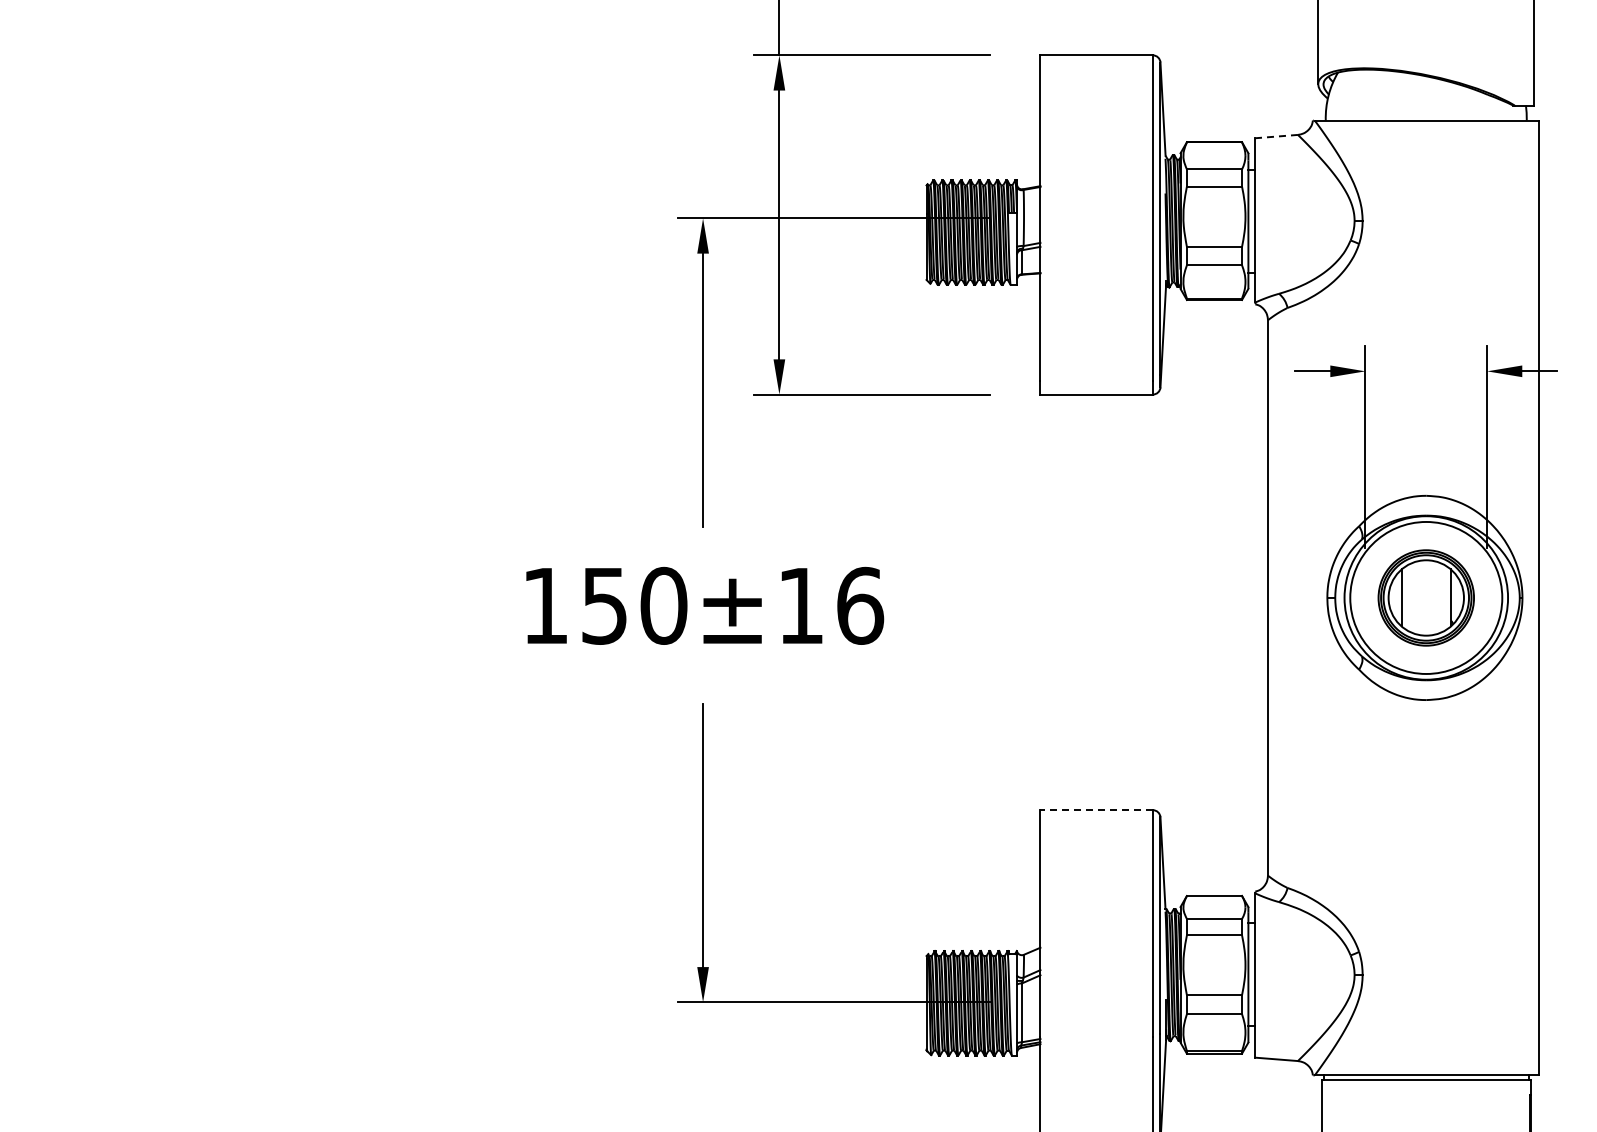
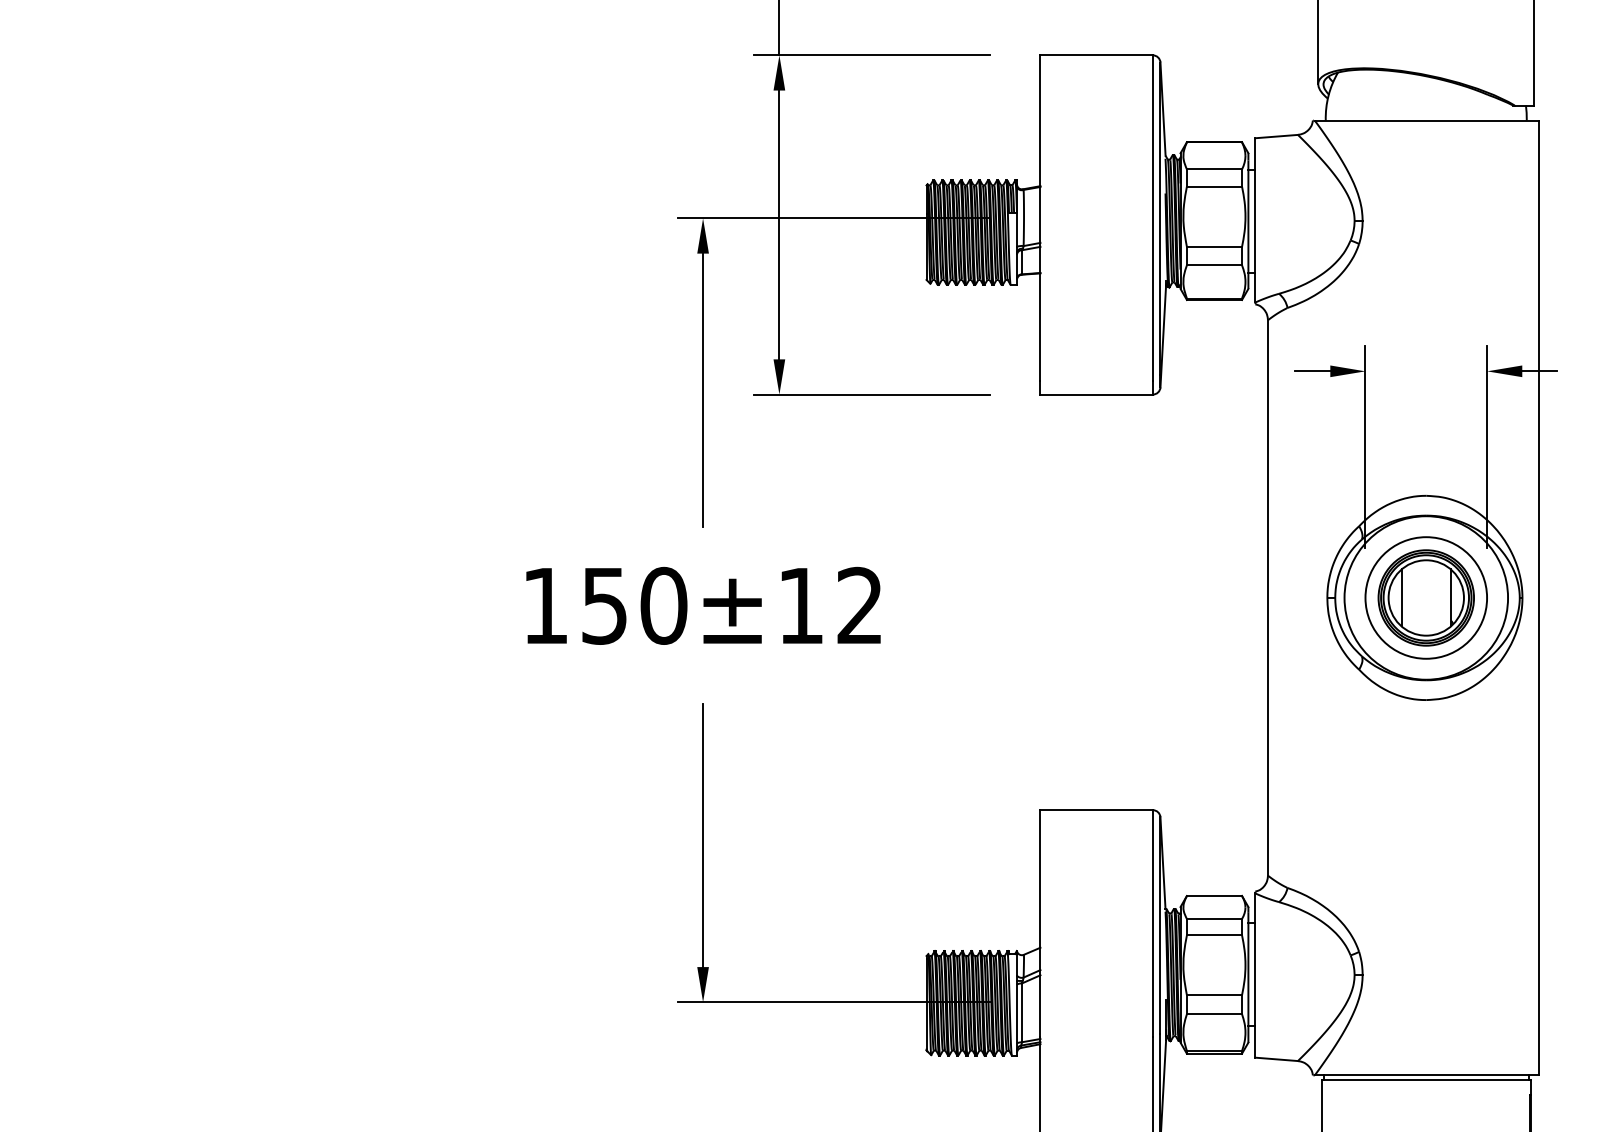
line: dashed -> solid (1276, 136)
circle diameter: 152 px -> 122 px (1426, 597)
text: 150±16 -> 150±12 (860, 605)
line: dashed -> solid (1096, 810)
